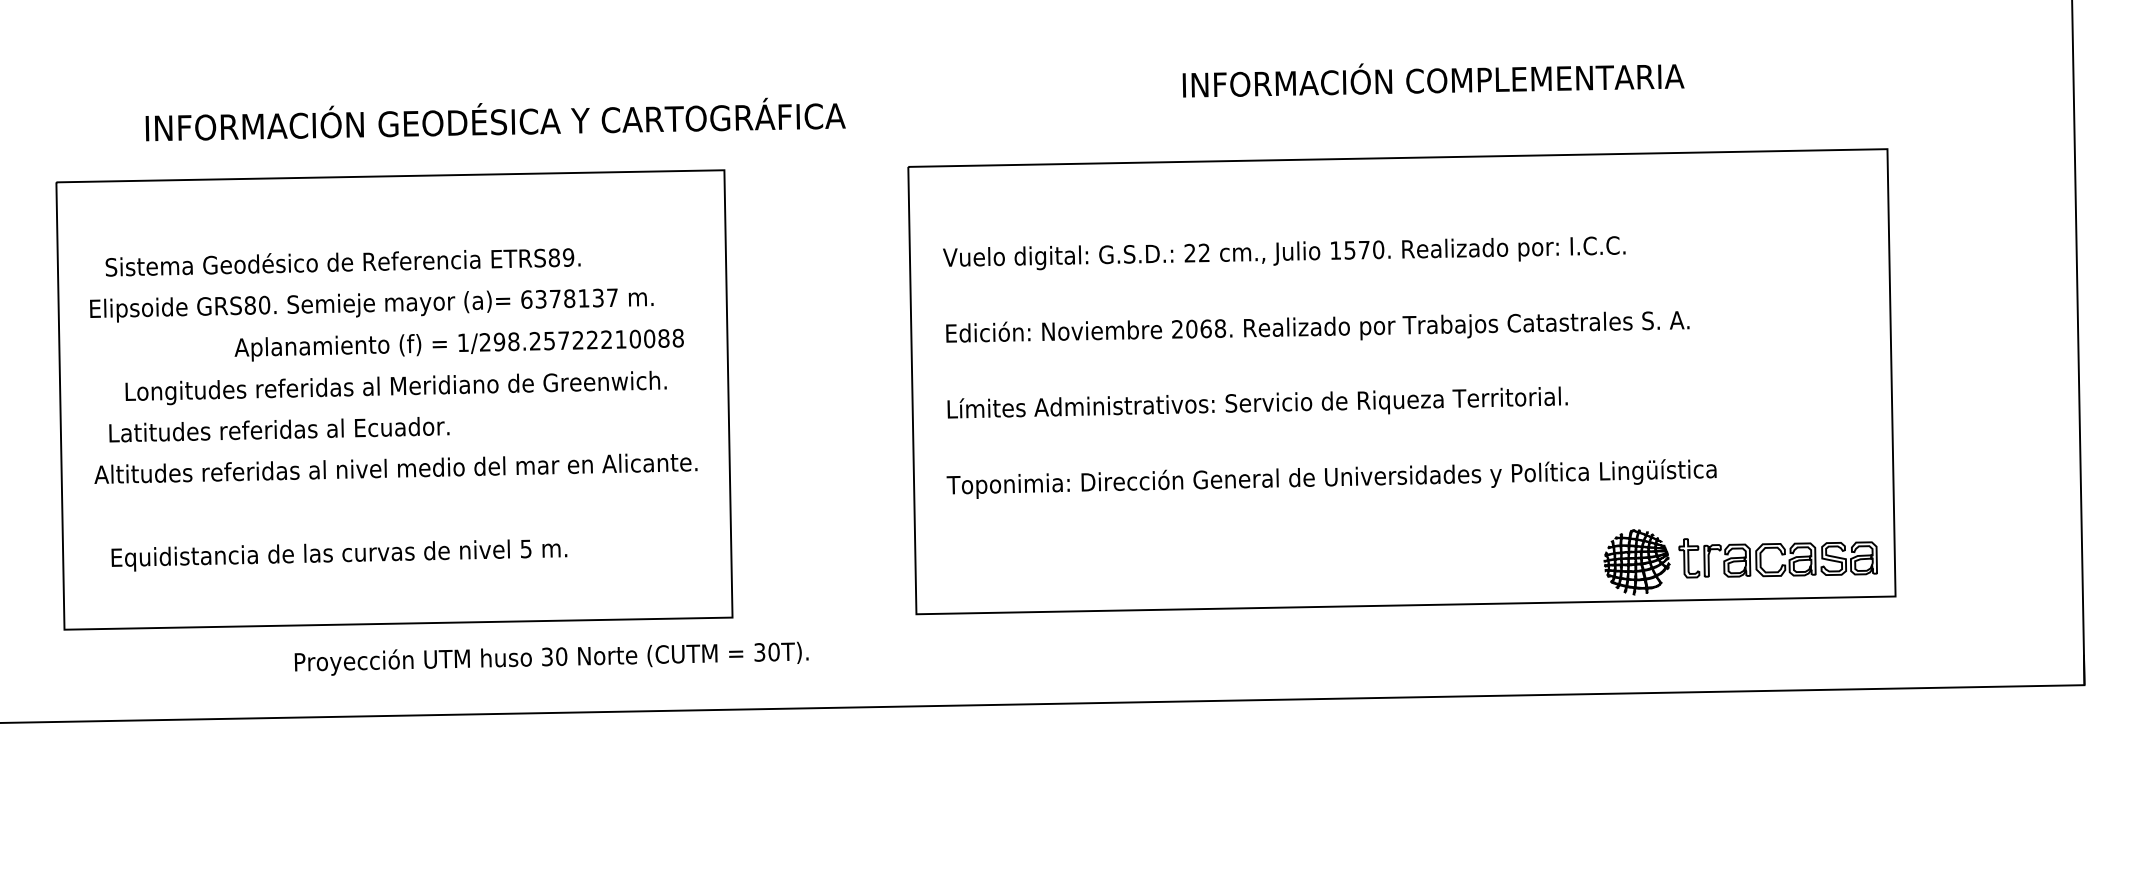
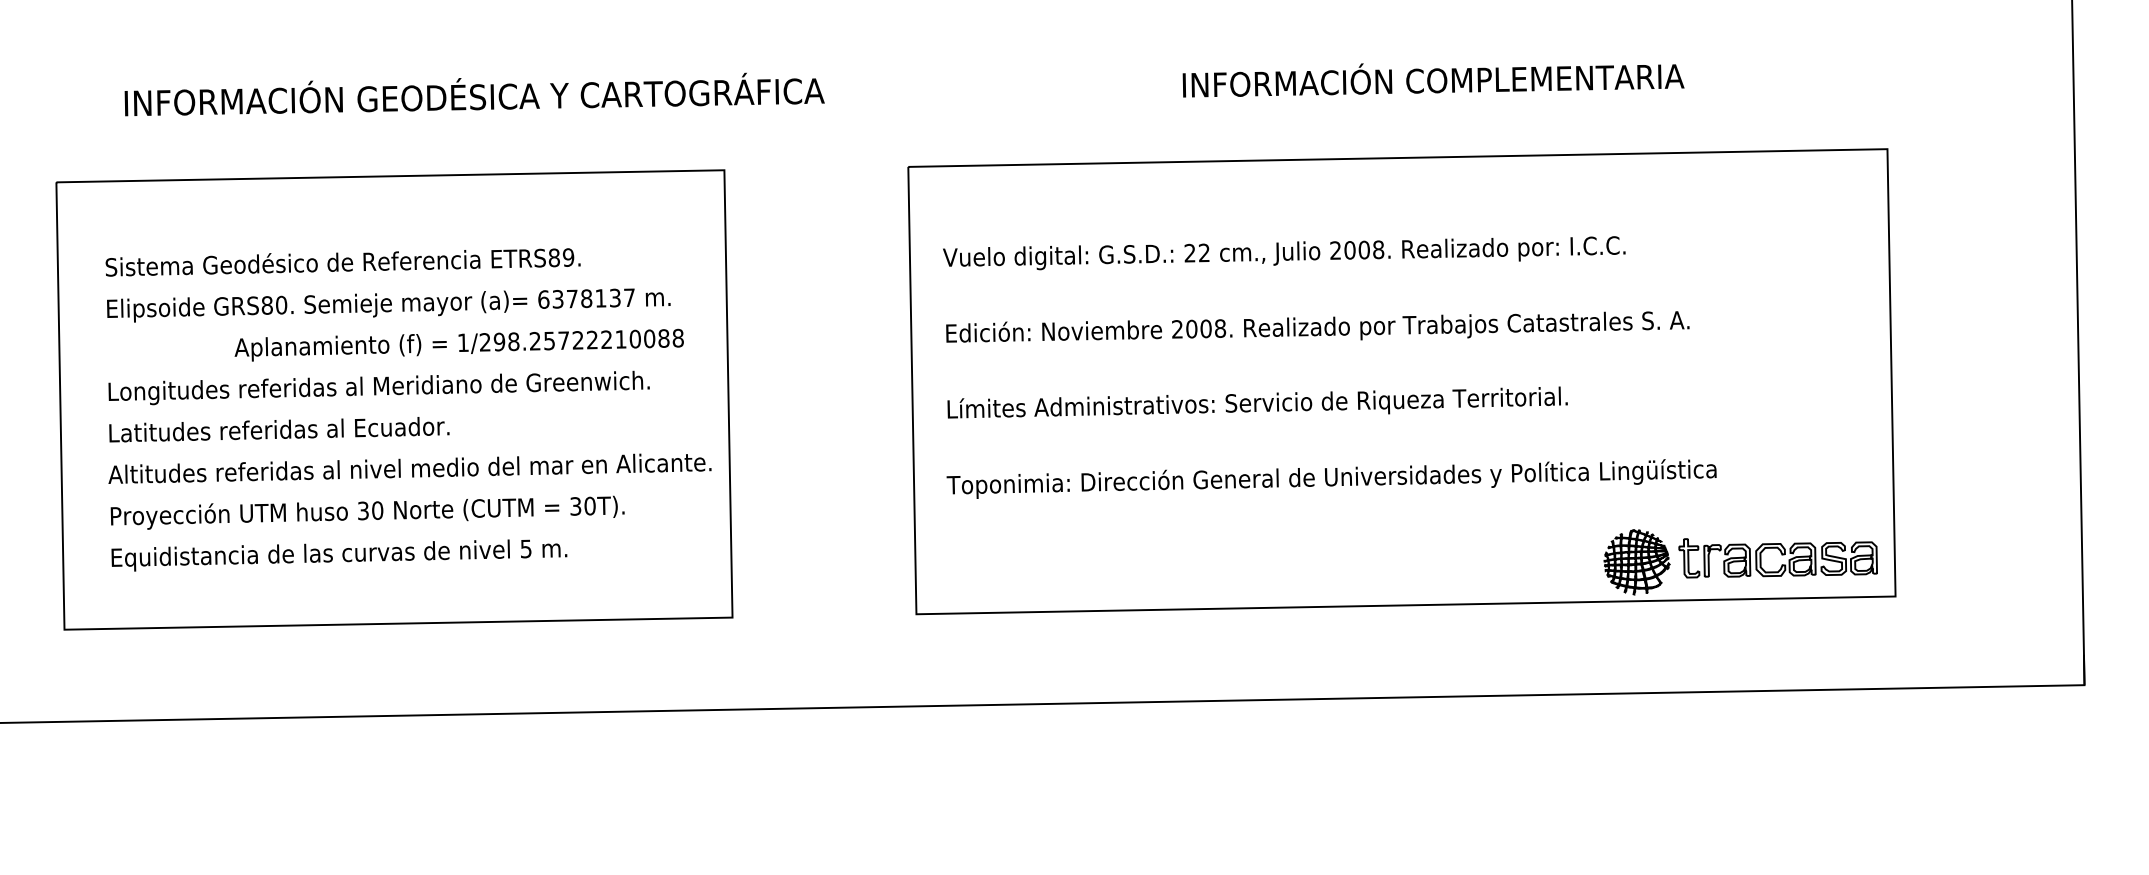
text position: (495, 119) -> (474, 94) (474, 94)
text: 1570. -> 2008. (1357, 249)
text position: (371, 305) -> (388, 305) (388, 305)
text: 2068. -> 2008. (1205, 328)
text position: (395, 387) -> (378, 387) (378, 387)
text position: (395, 468) -> (409, 468) (409, 468)
text position: (551, 658) -> (367, 512) (367, 512)
